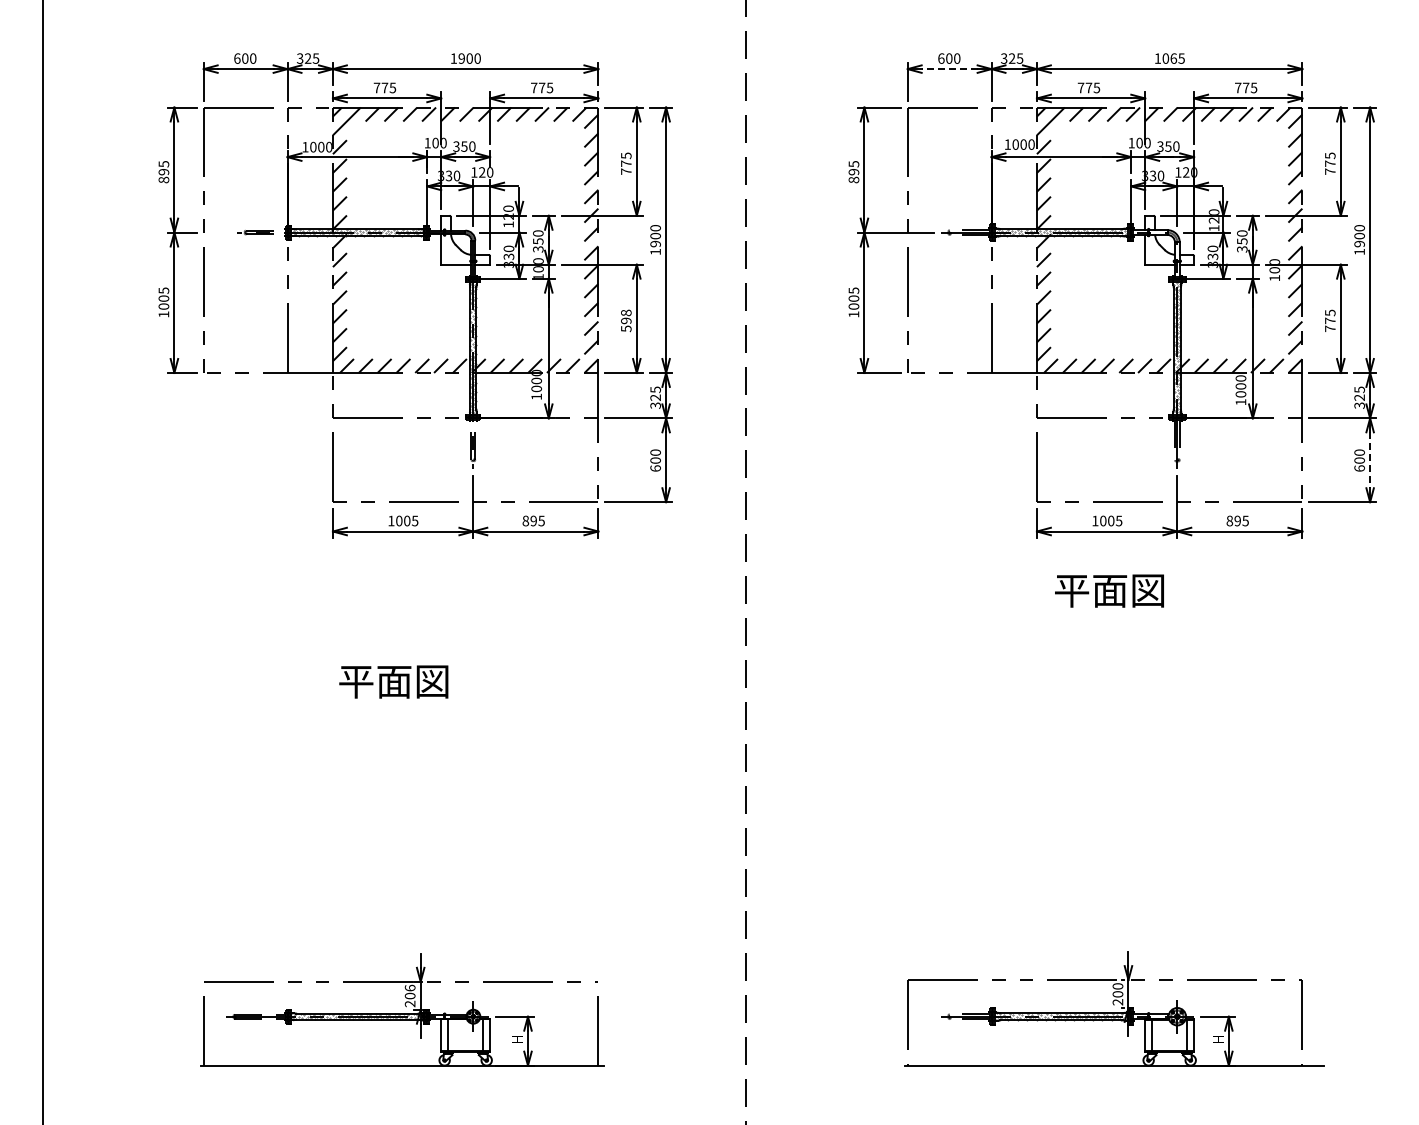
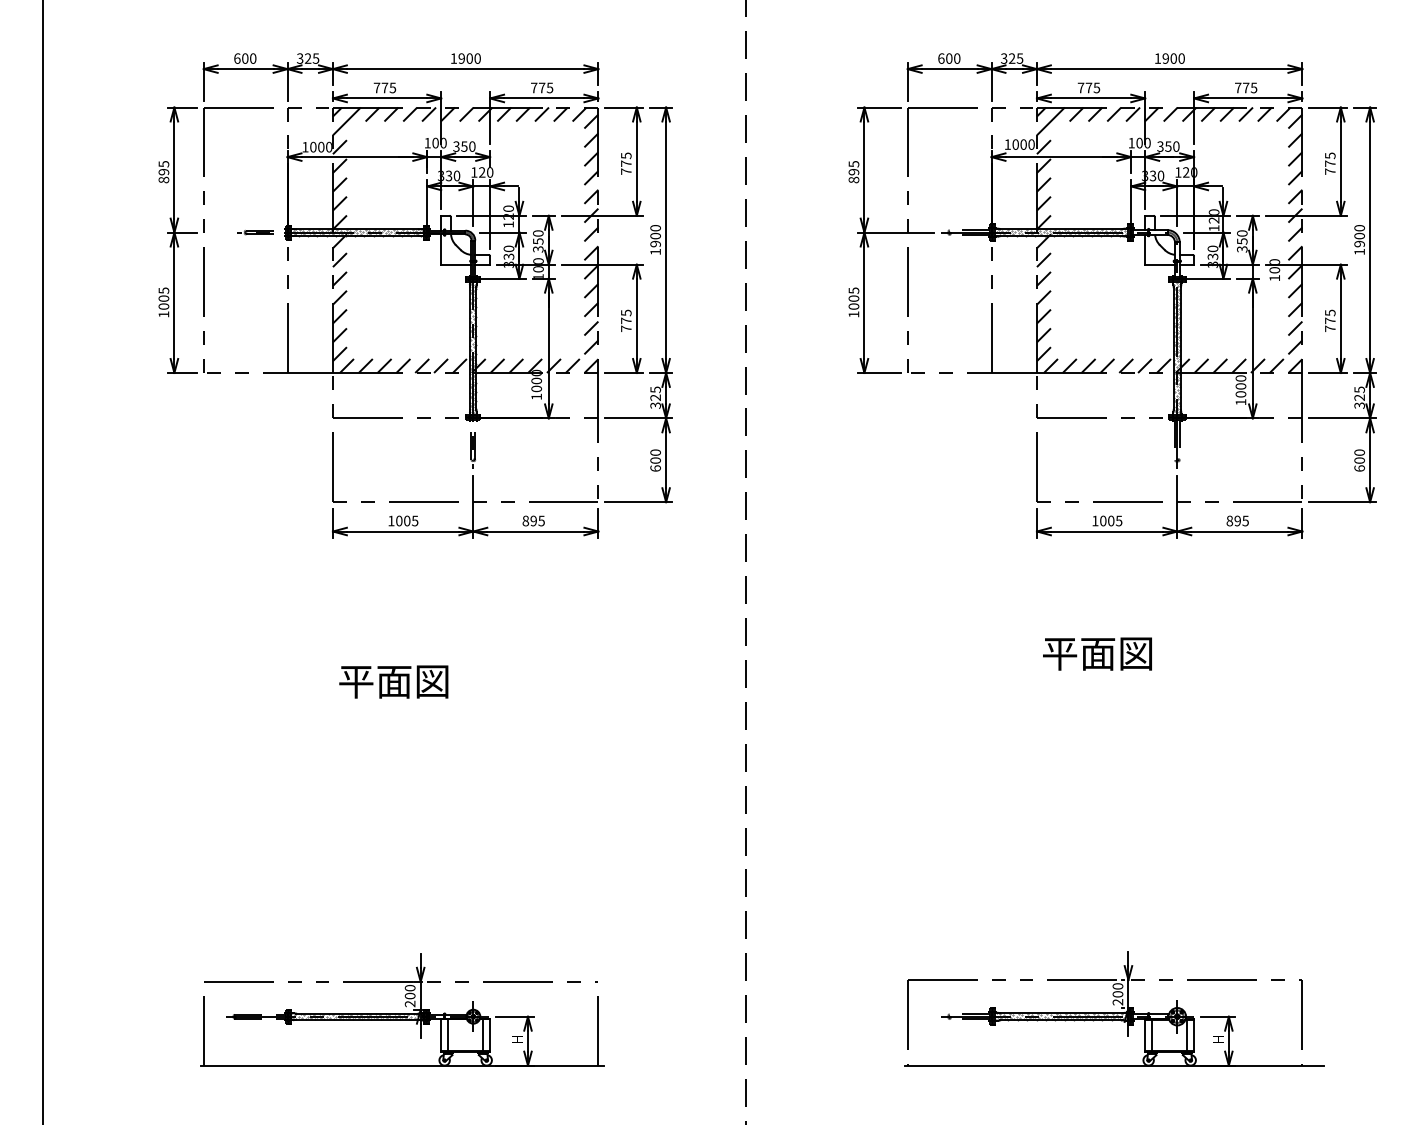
text: 1065 -> 1900 (1173, 58)
line: dashed -> solid (949, 69)
text: 598 -> 775 (626, 320)
line: dashed -> solid (1370, 460)
text position: (1109, 590) -> (1097, 653) (1097, 653)
text: 206 -> 200 (409, 987)
